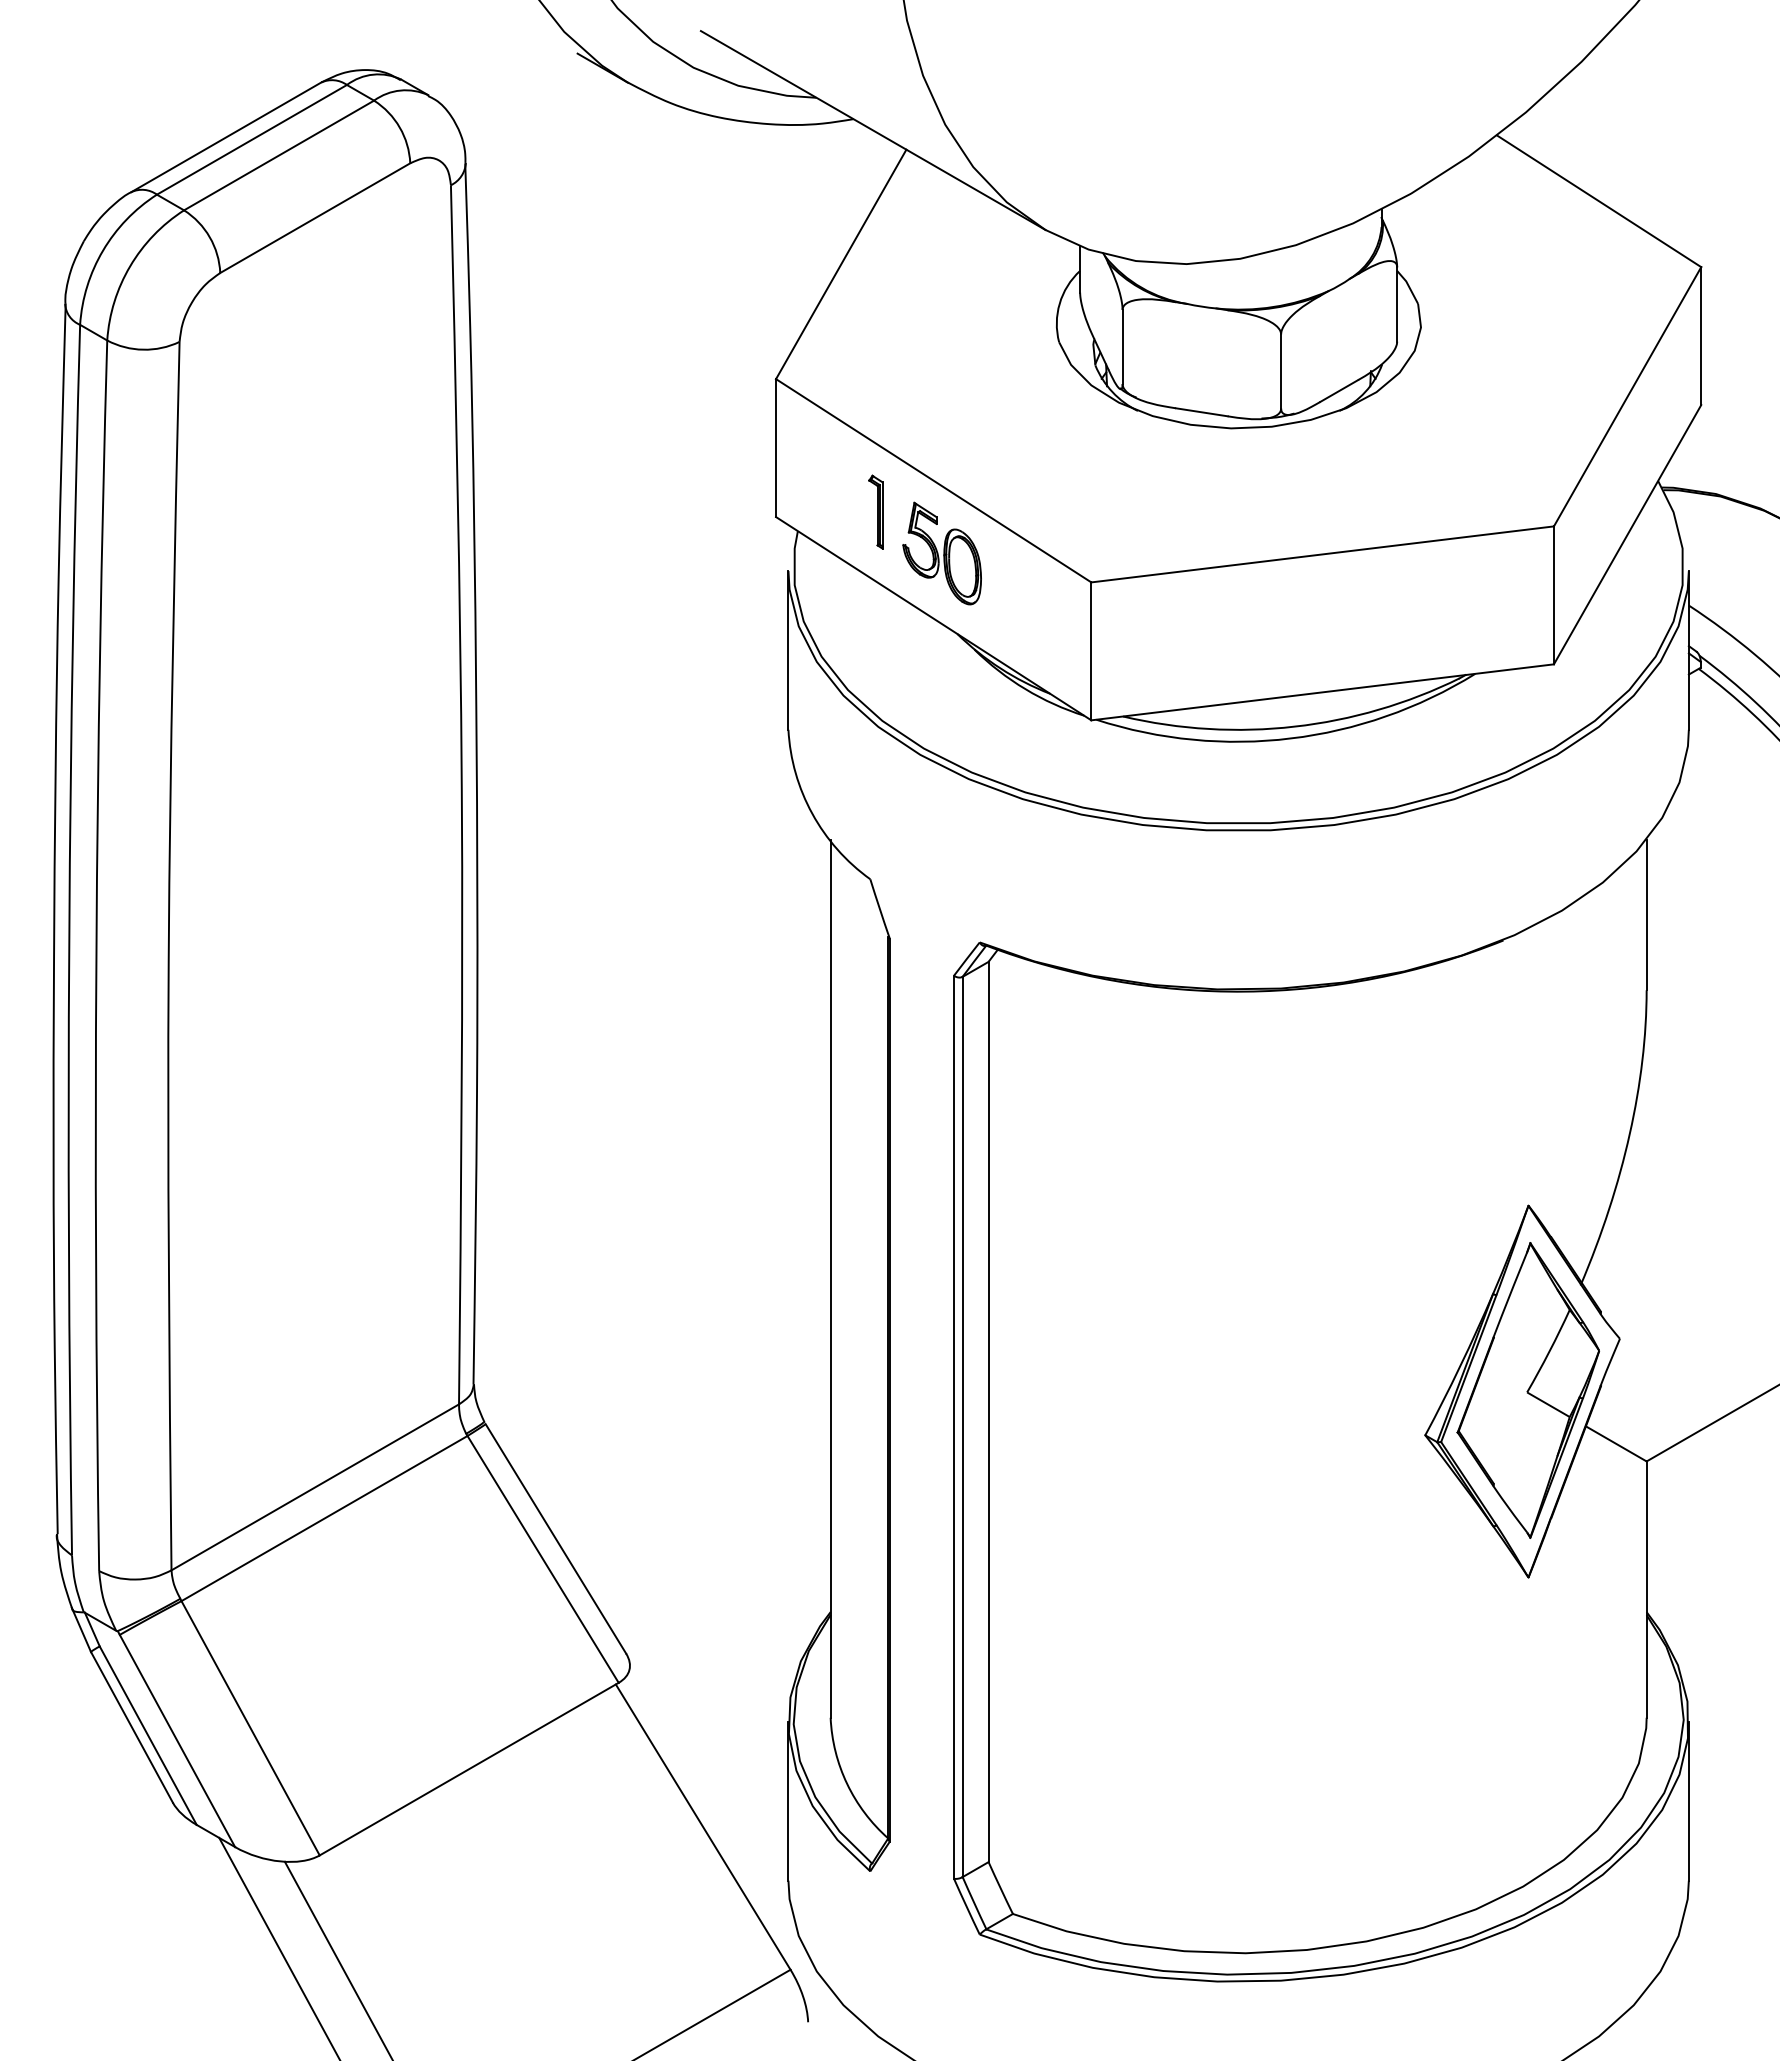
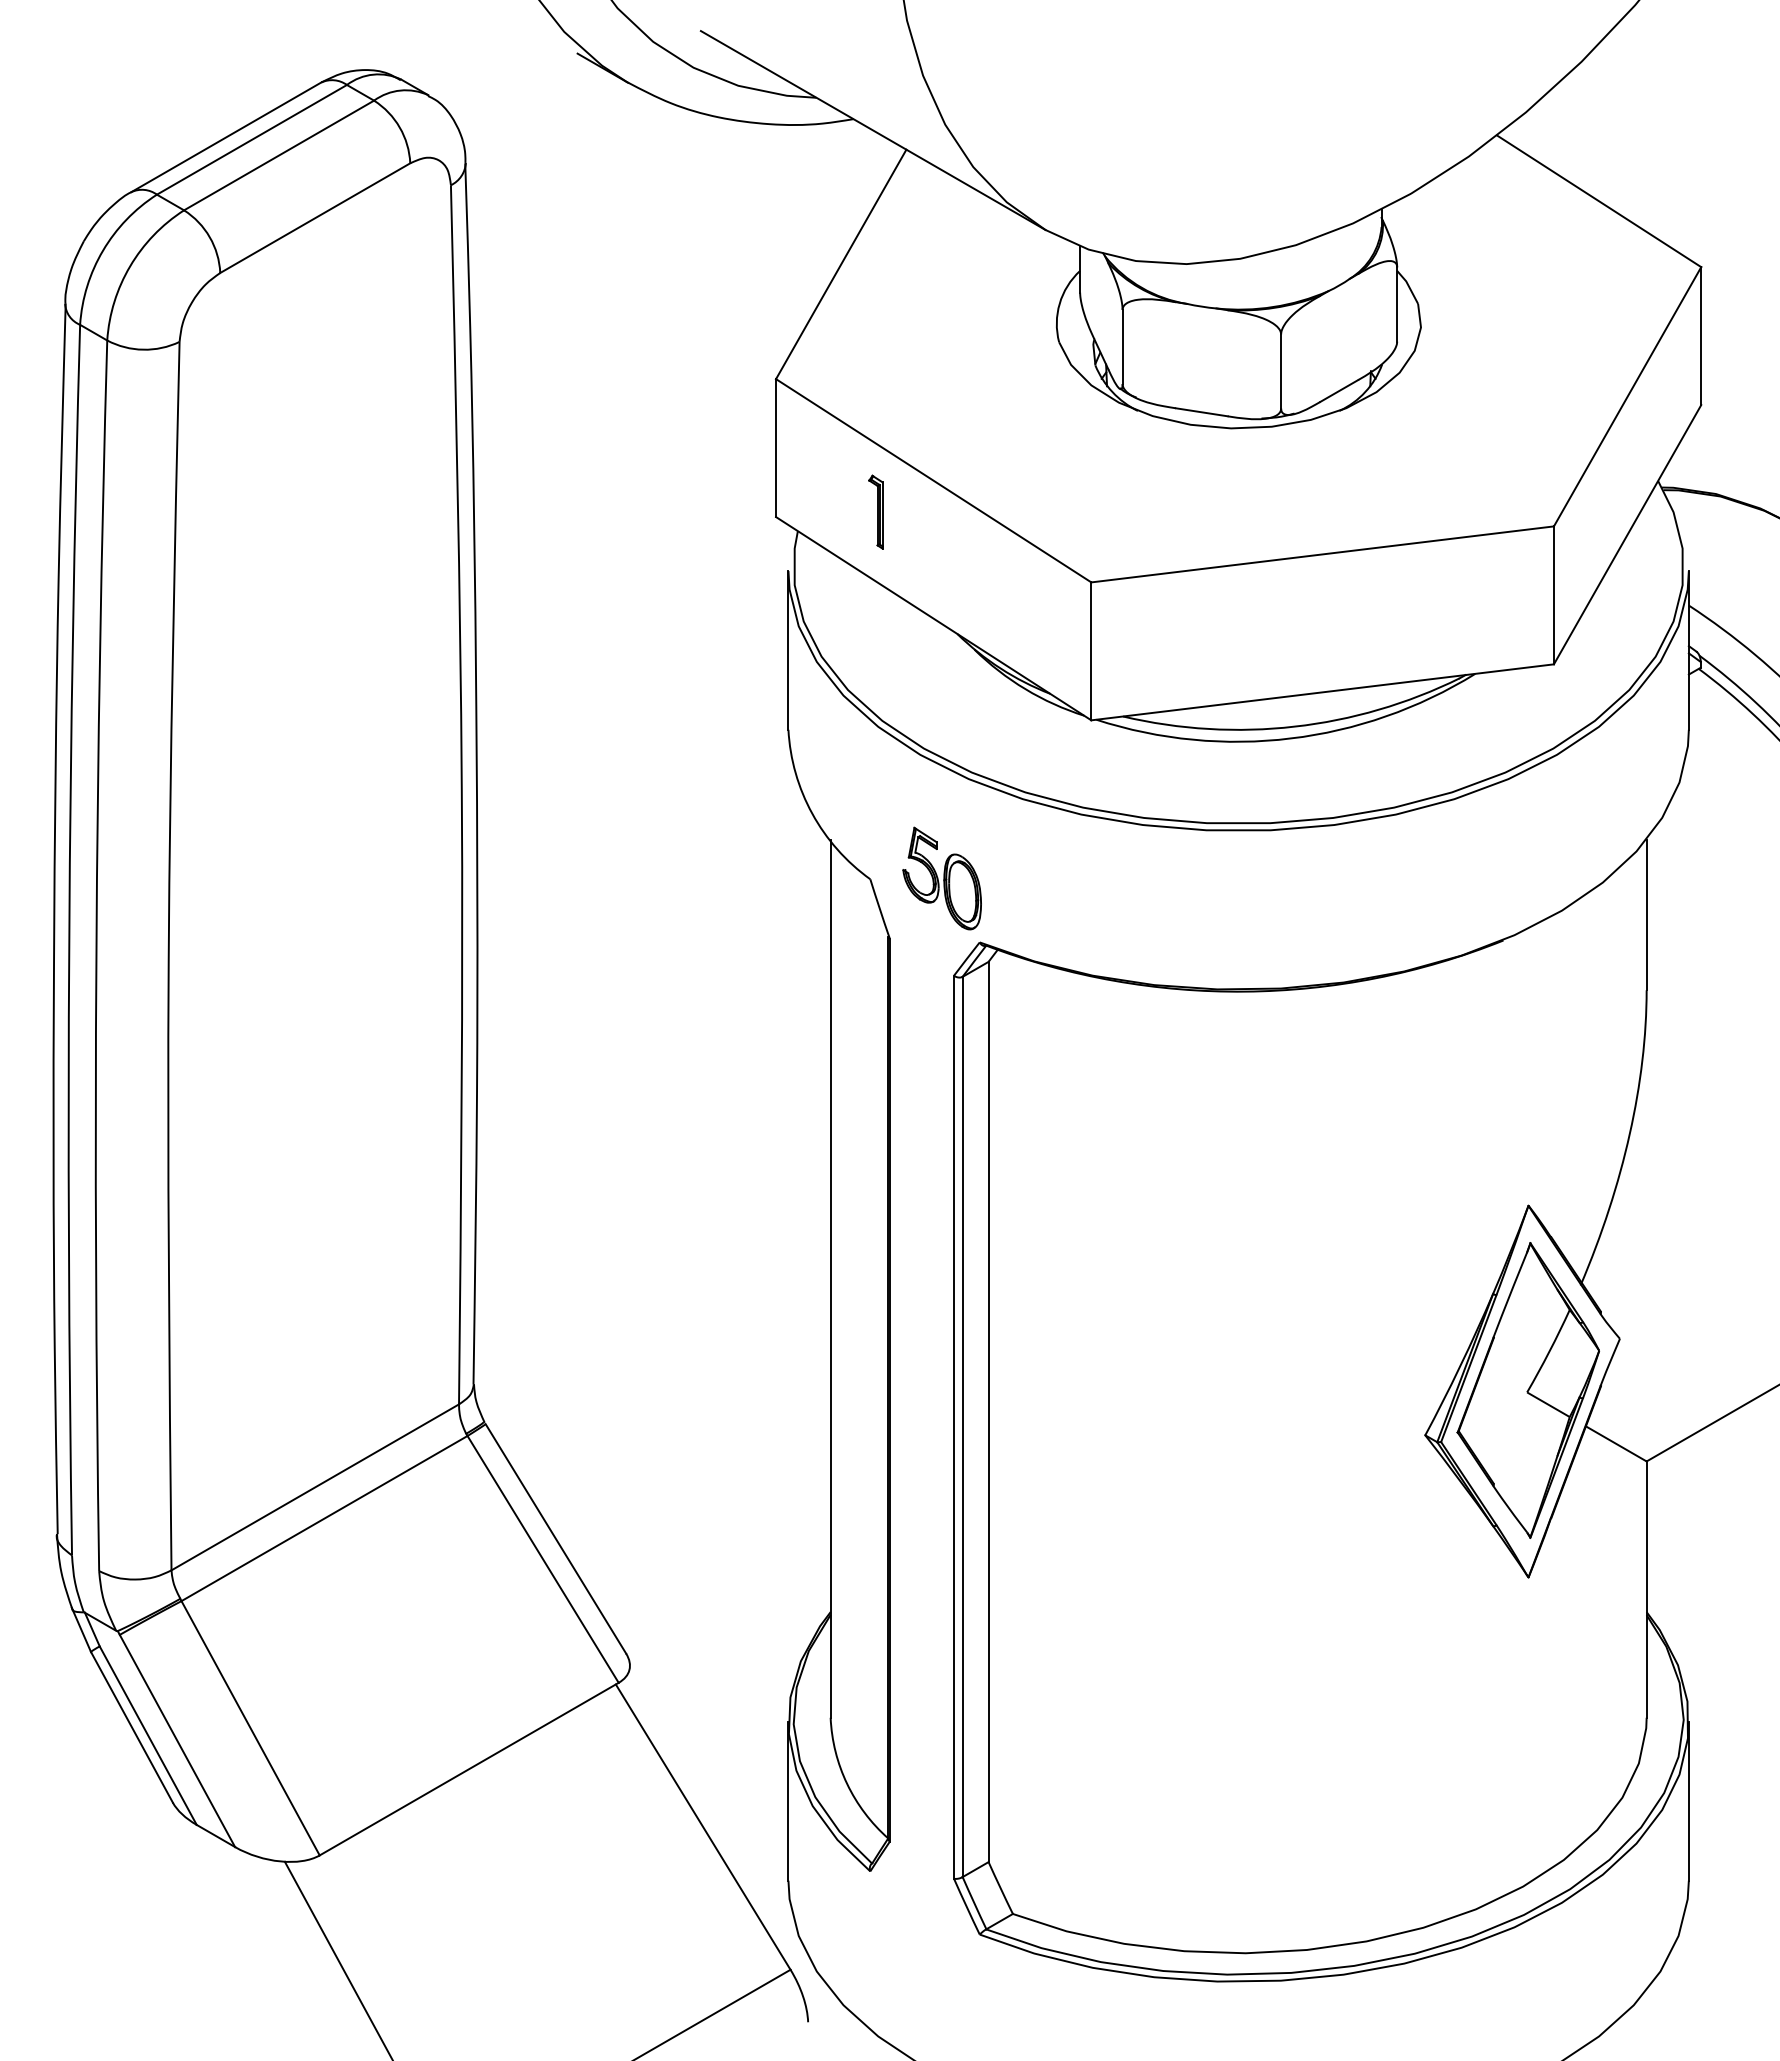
part position: (941, 553) -> (941, 878) (941, 878)
line: present -> none (278, 1947)
